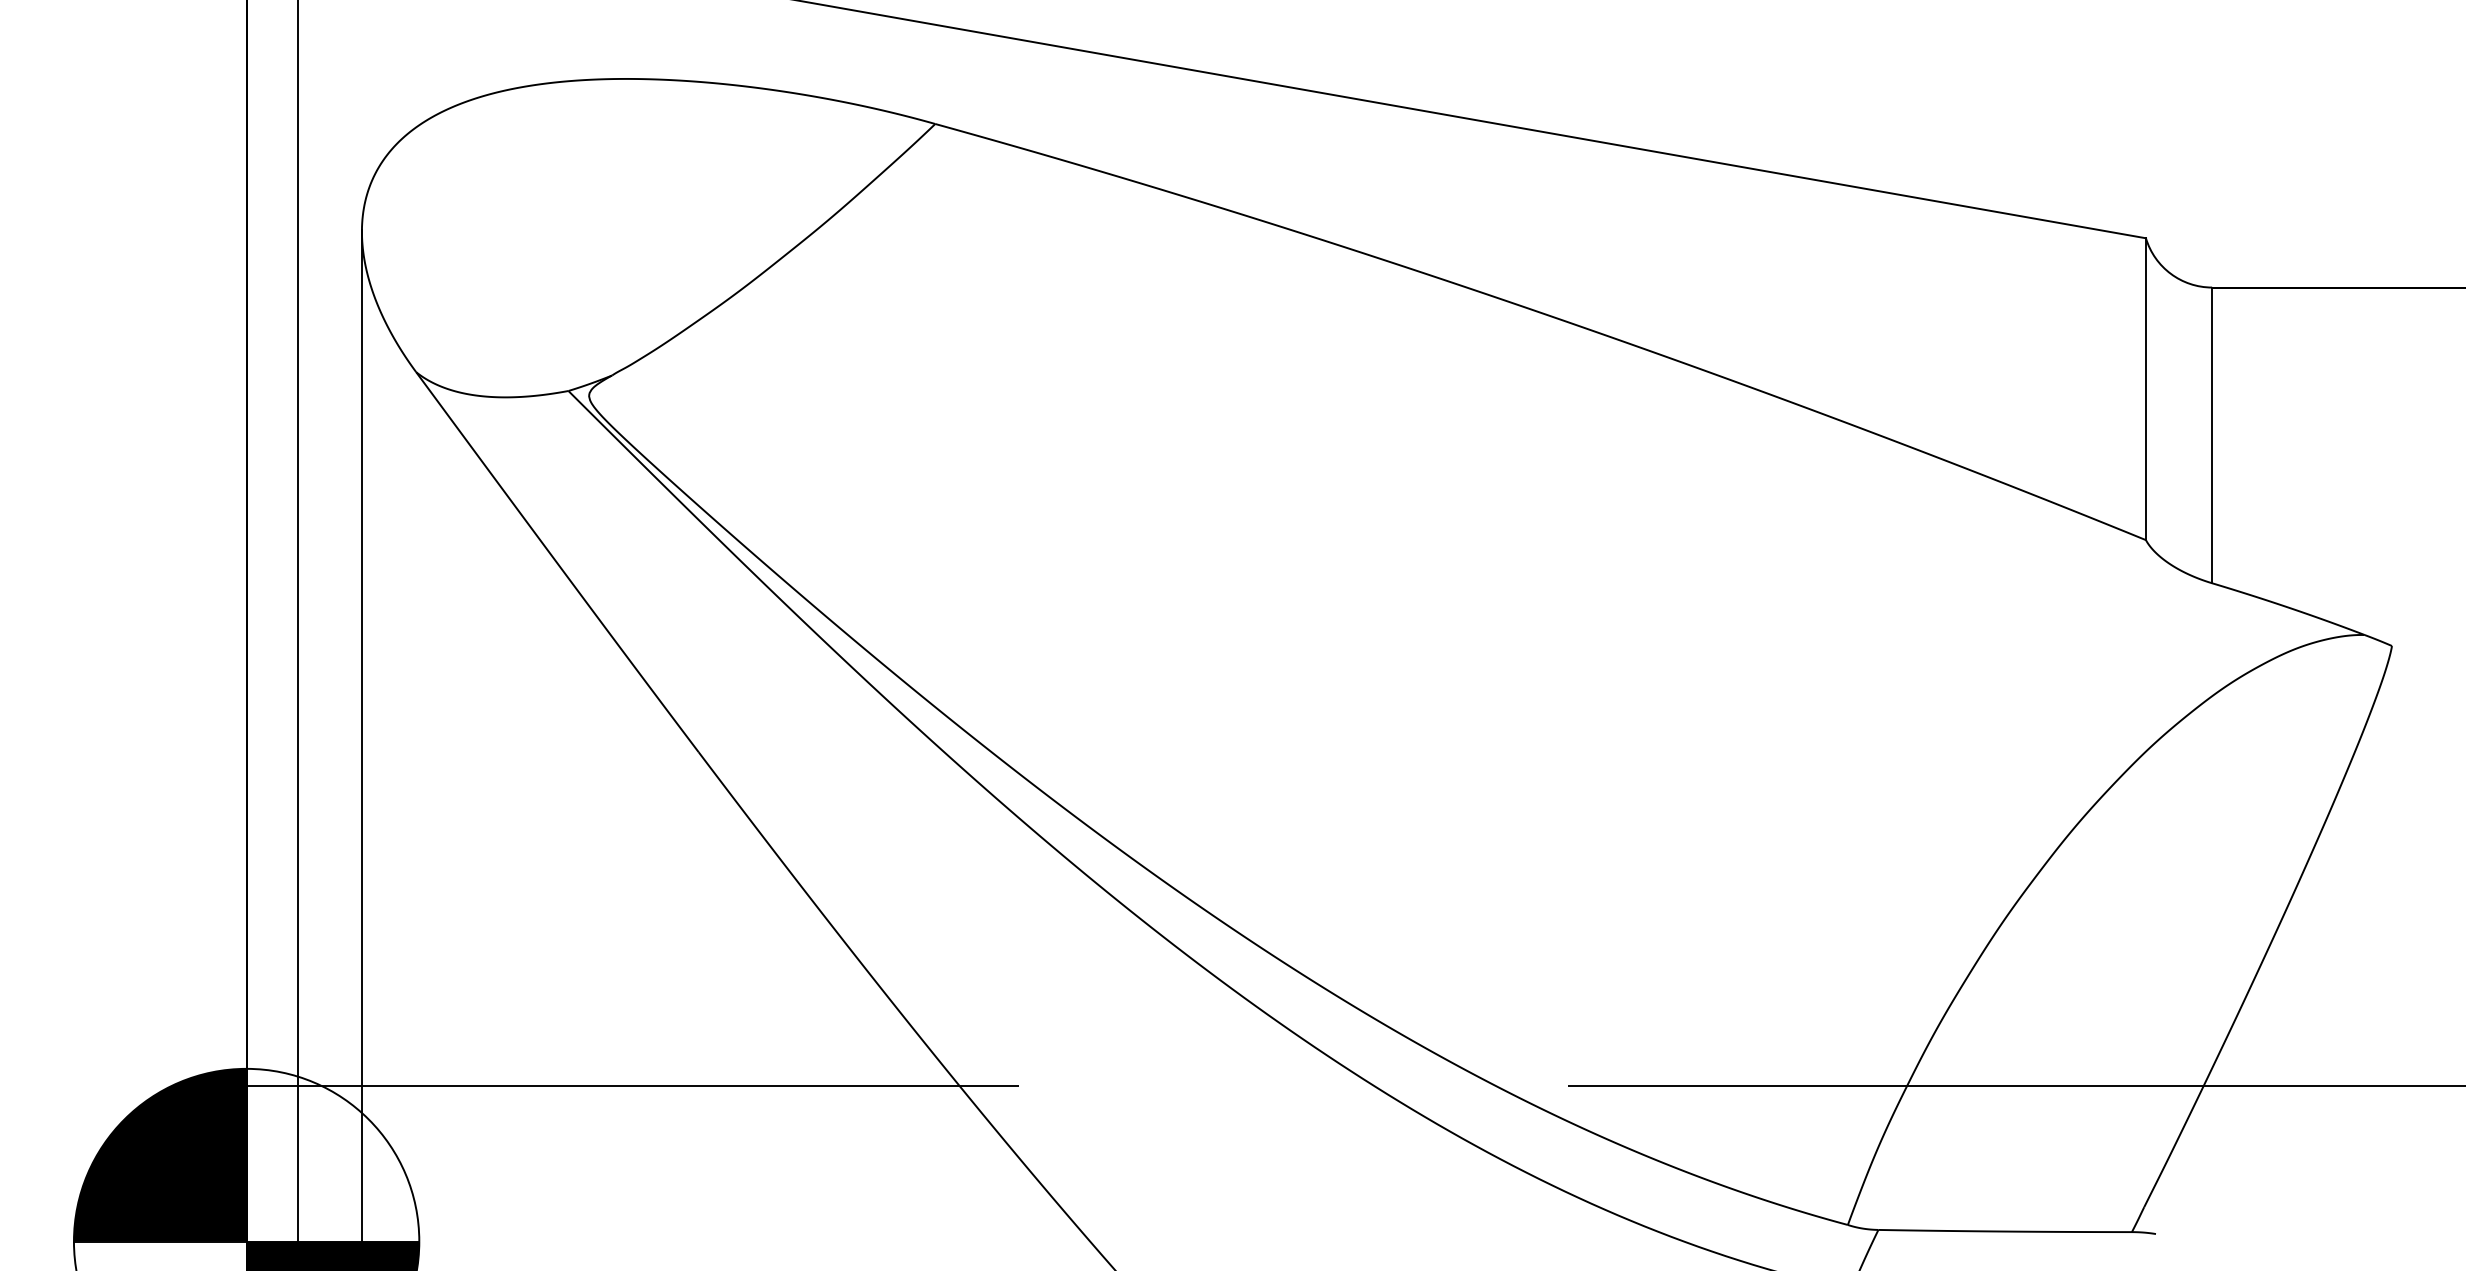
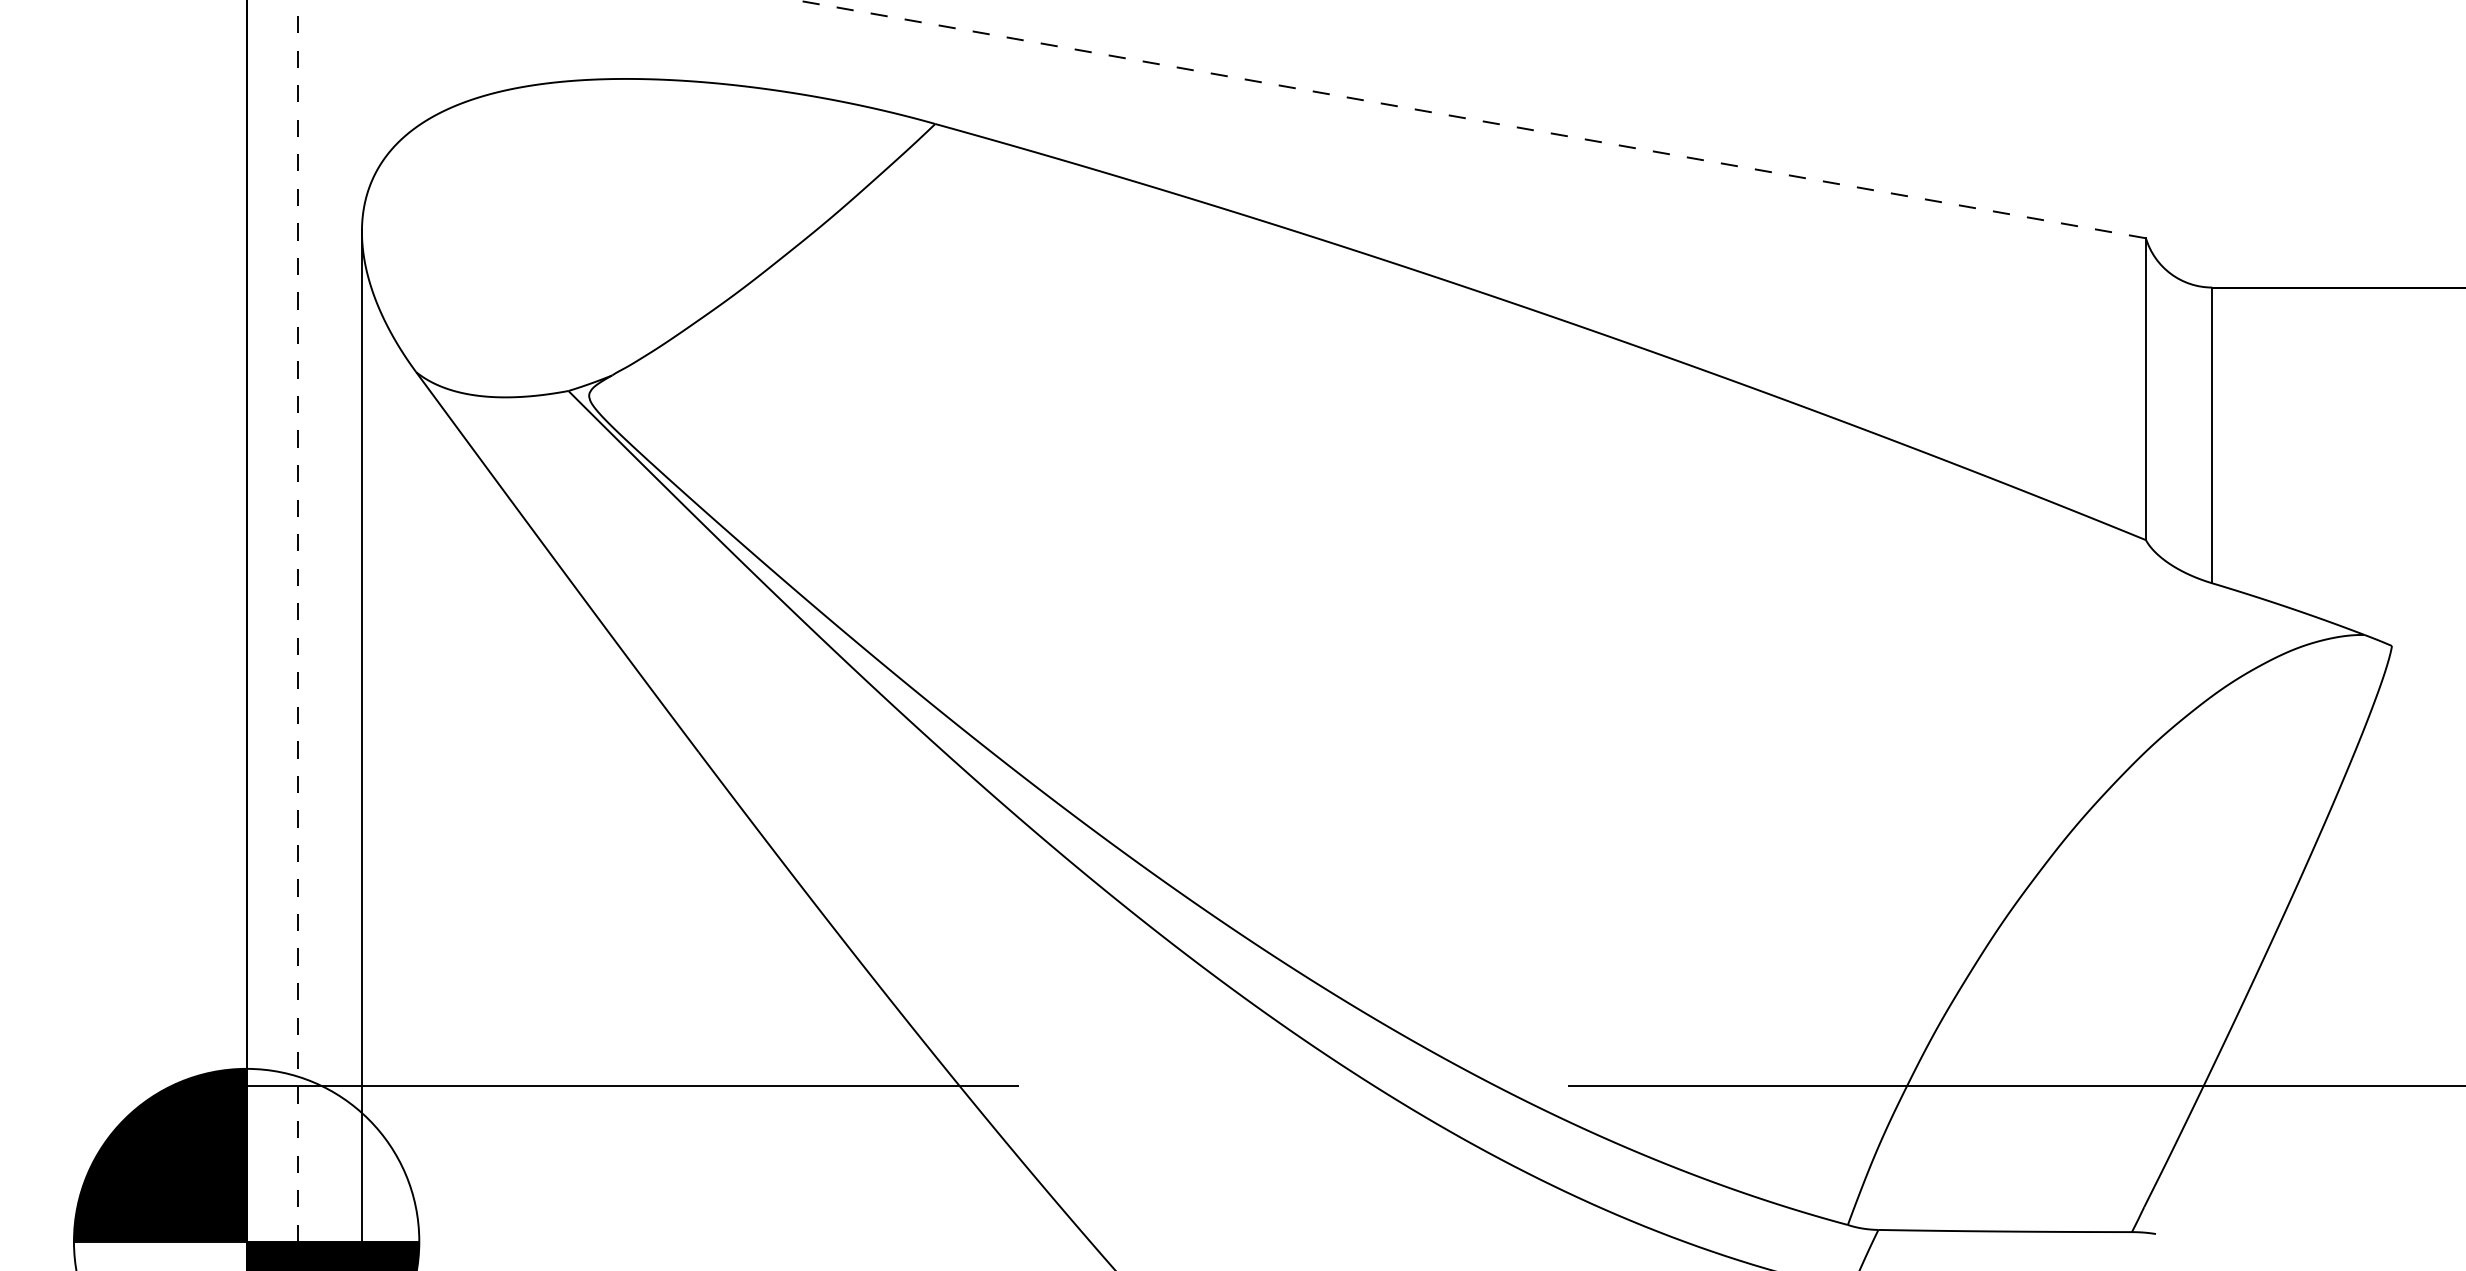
line: solid -> dashed (1470, 119)
line: solid -> dashed (298, 635)
